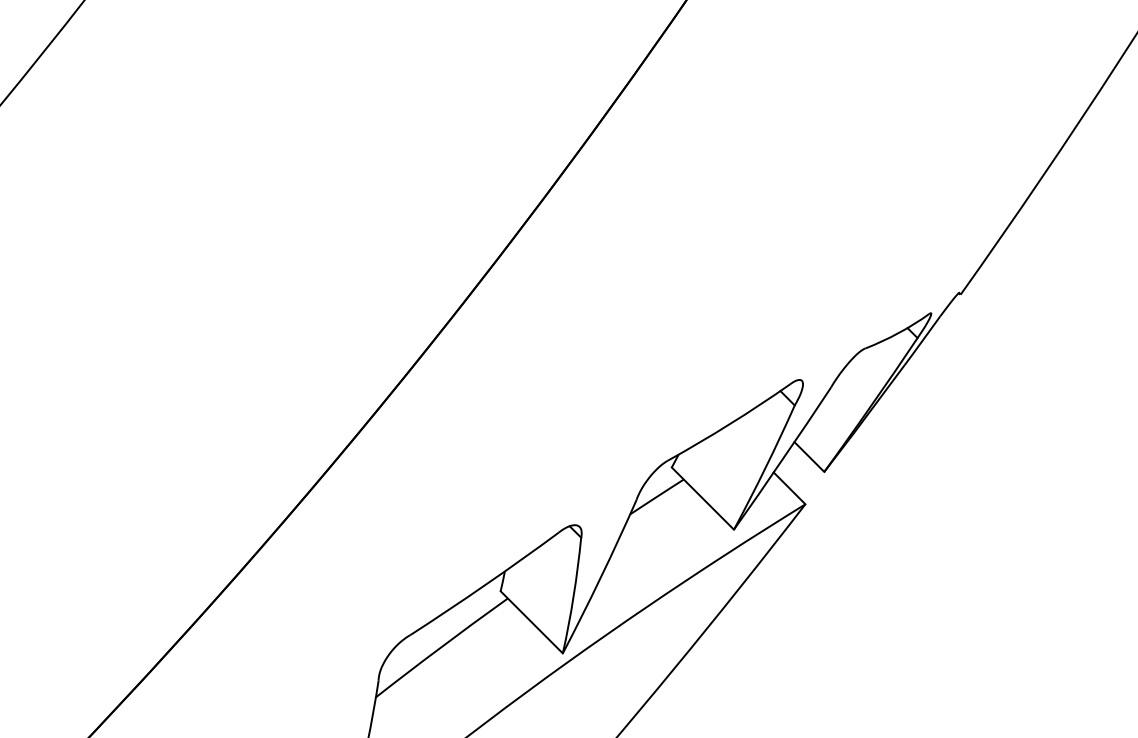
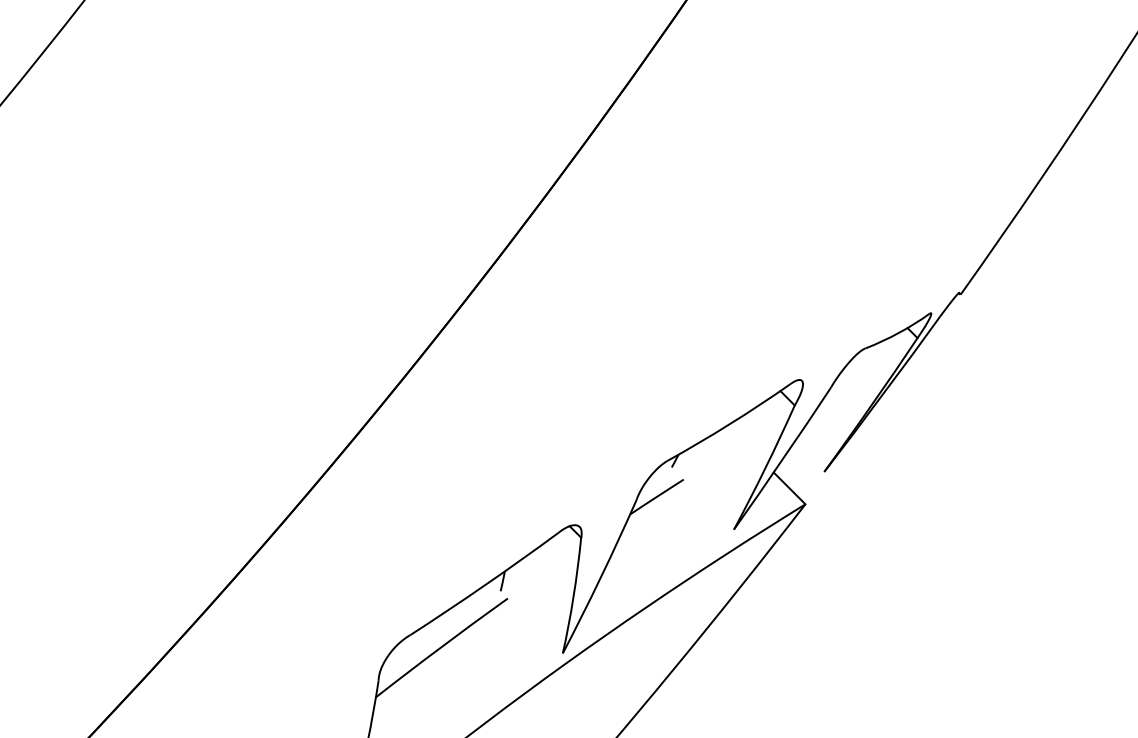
line: present -> none (809, 456)
line: present -> none (702, 498)
line: present -> none (531, 622)
